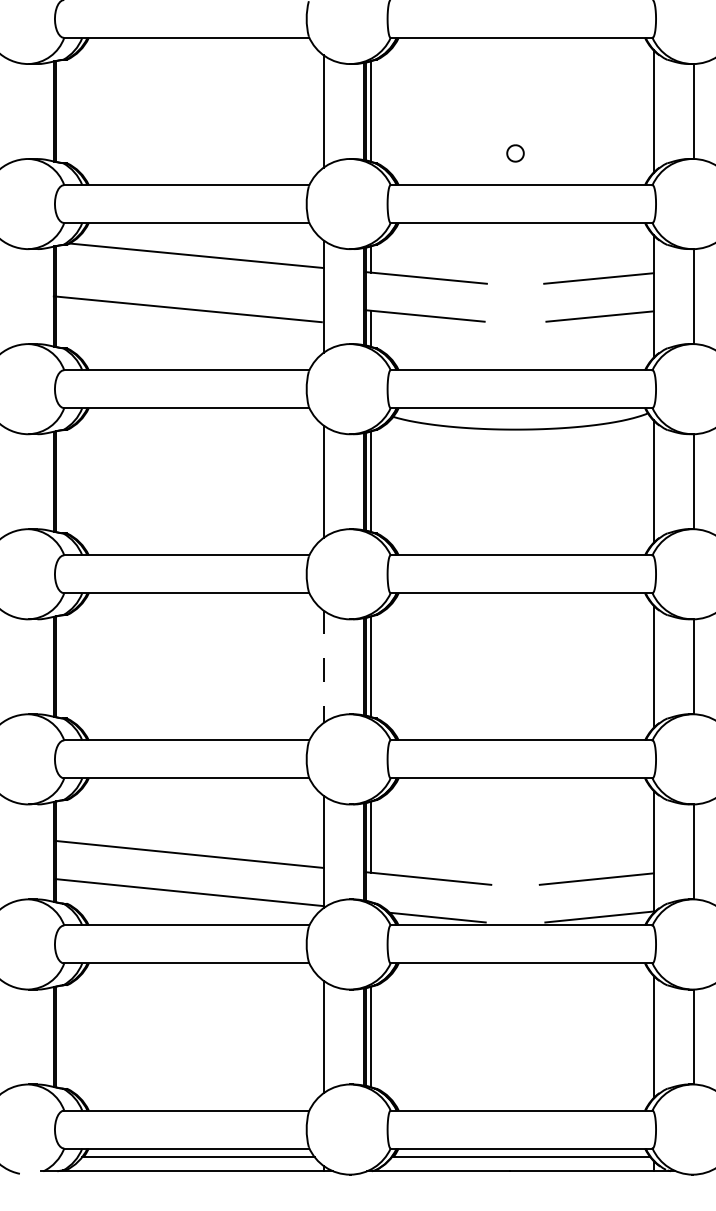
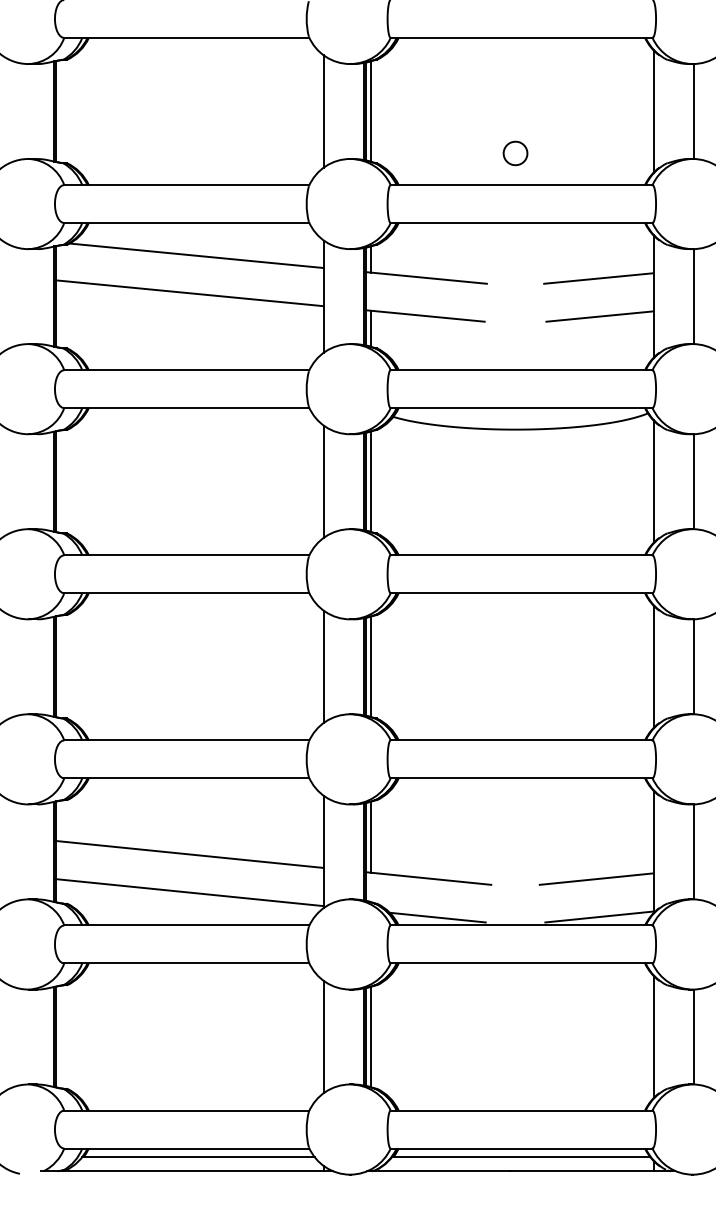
part size: 19x19 px -> 27x27 px (515, 153)
line position: (187, 309) -> (189, 293) (189, 293)
line: dashed -> solid (323, 667)
